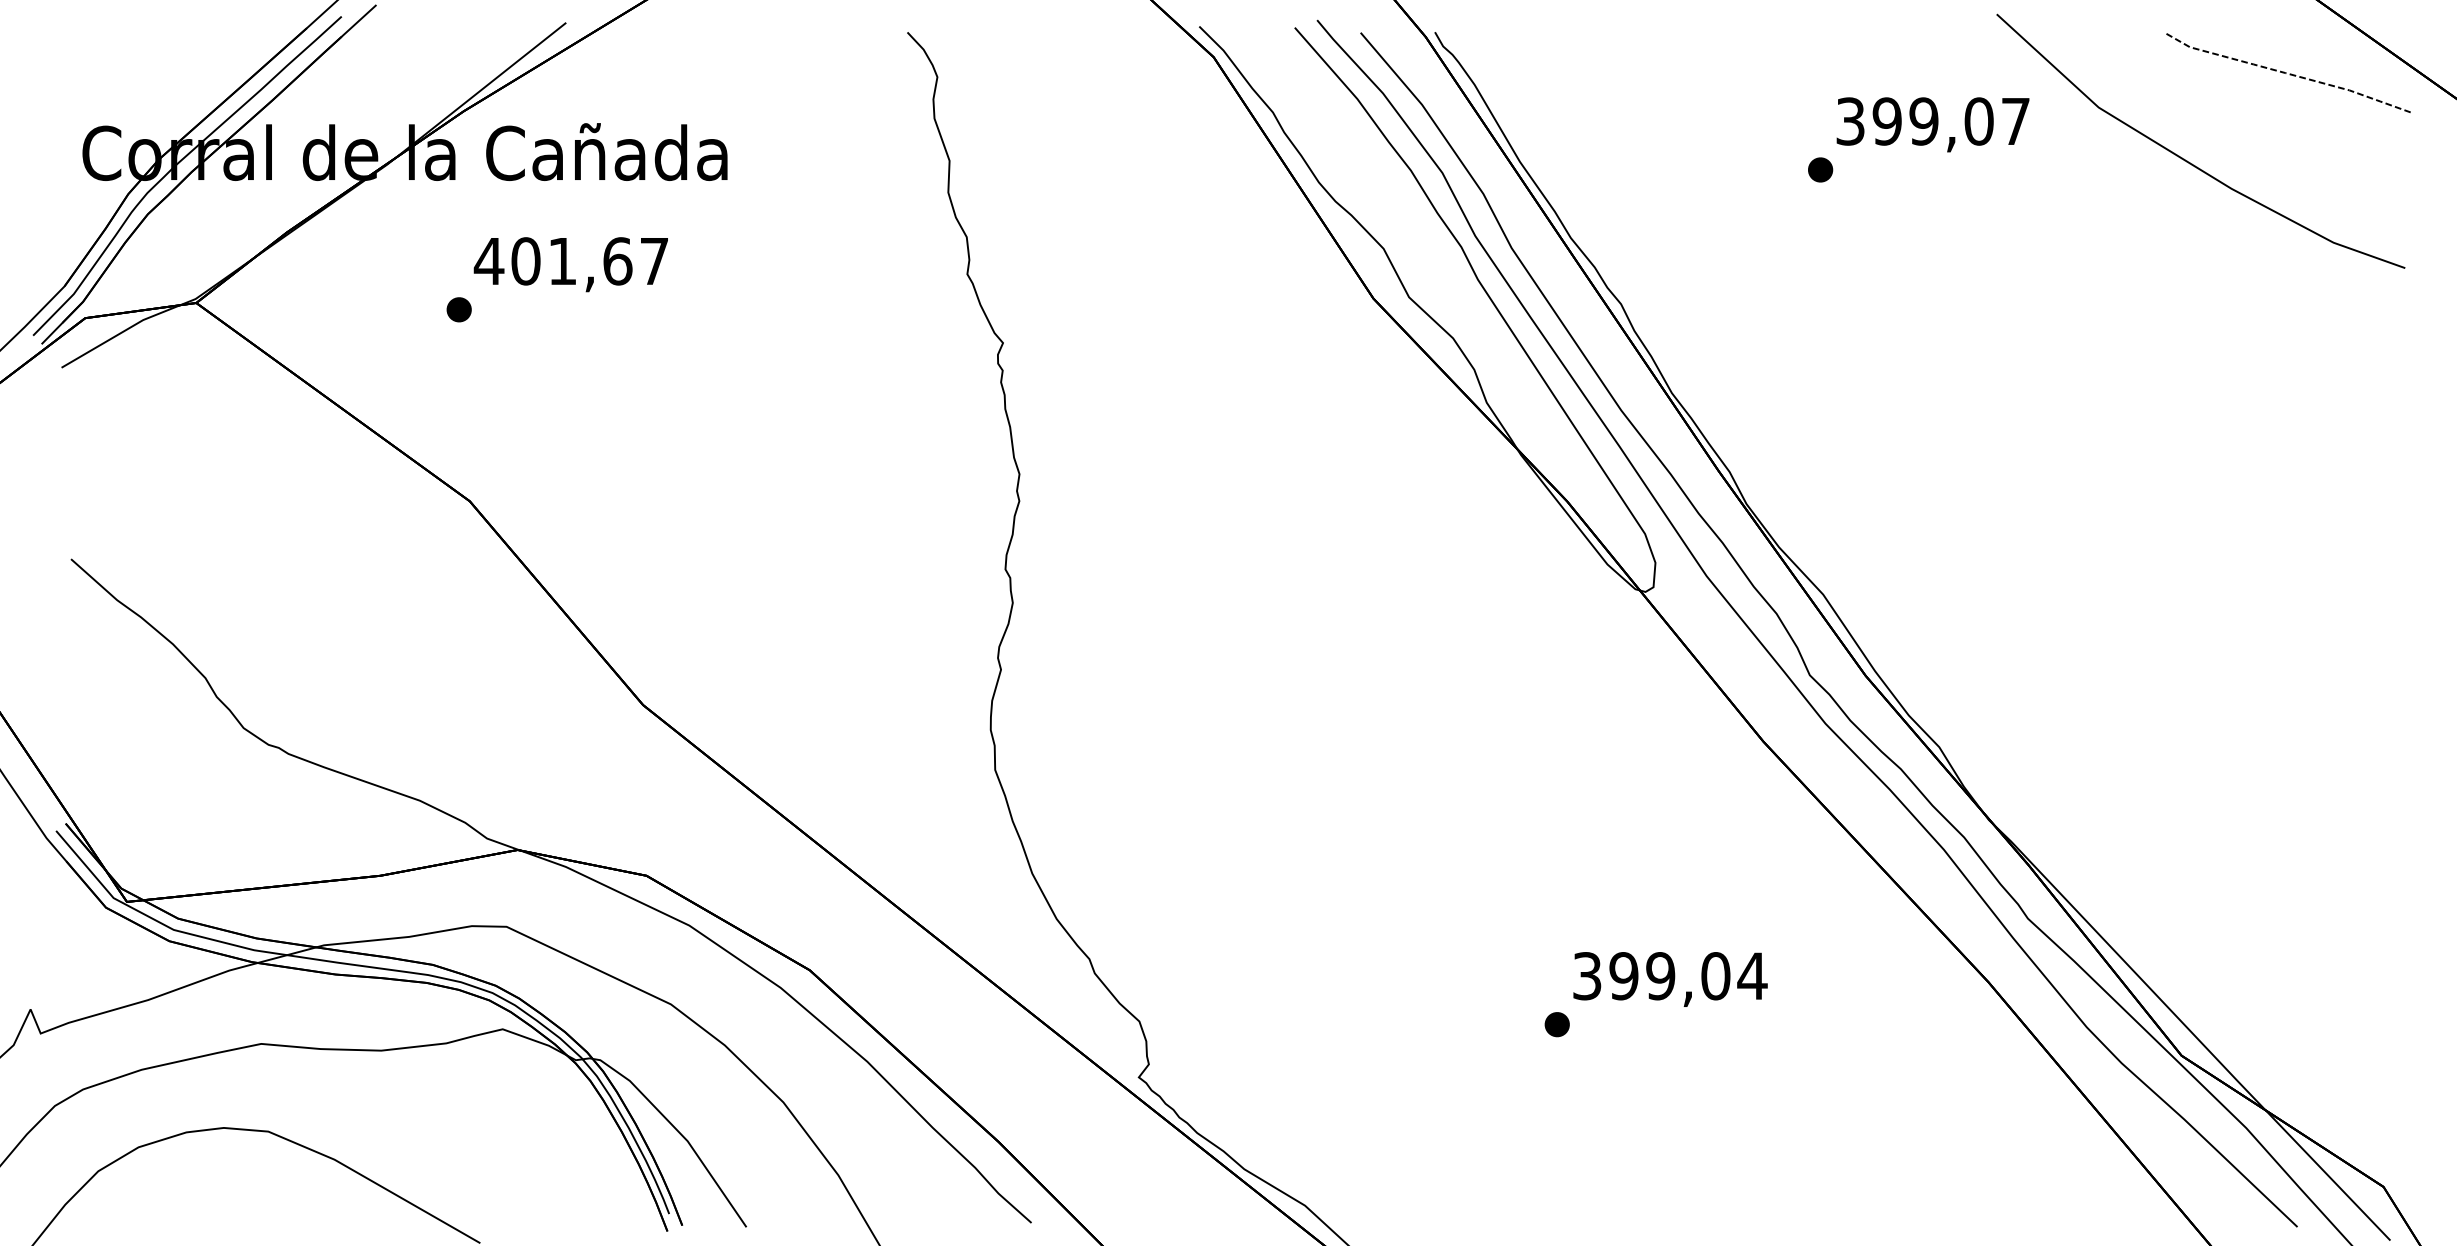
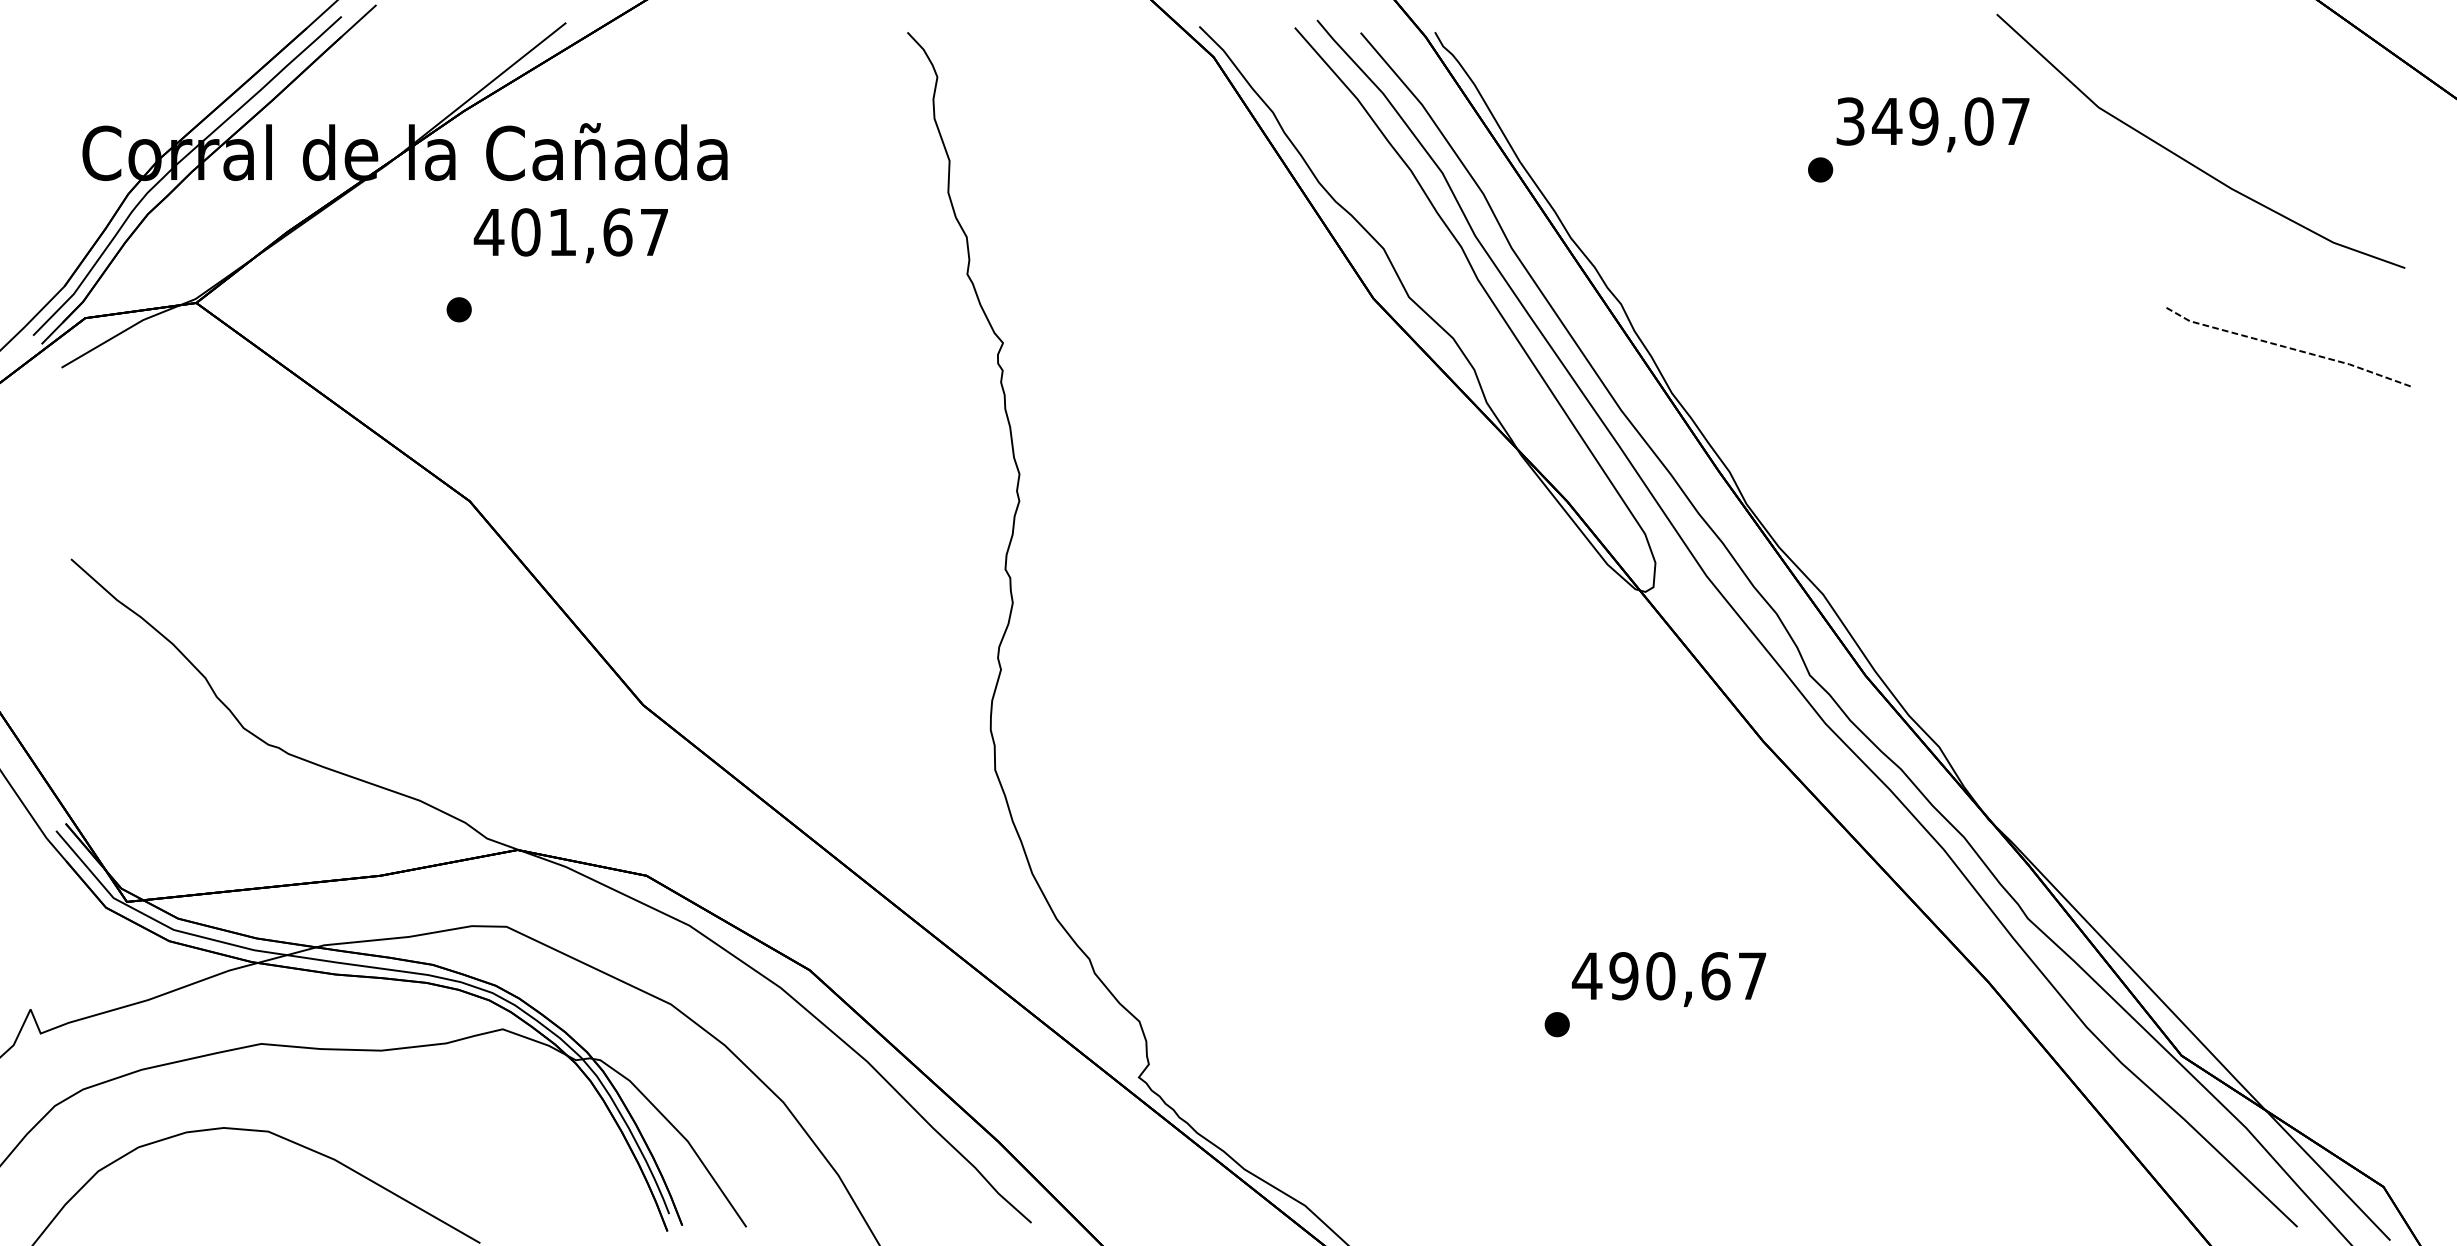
curve position: (2289, 74) -> (2289, 348) (2289, 348)
text: 399,07 -> 349,07 (1887, 121)
text position: (570, 264) -> (570, 235) (570, 235)
text: 399,04 -> 490,67 (1669, 976)
